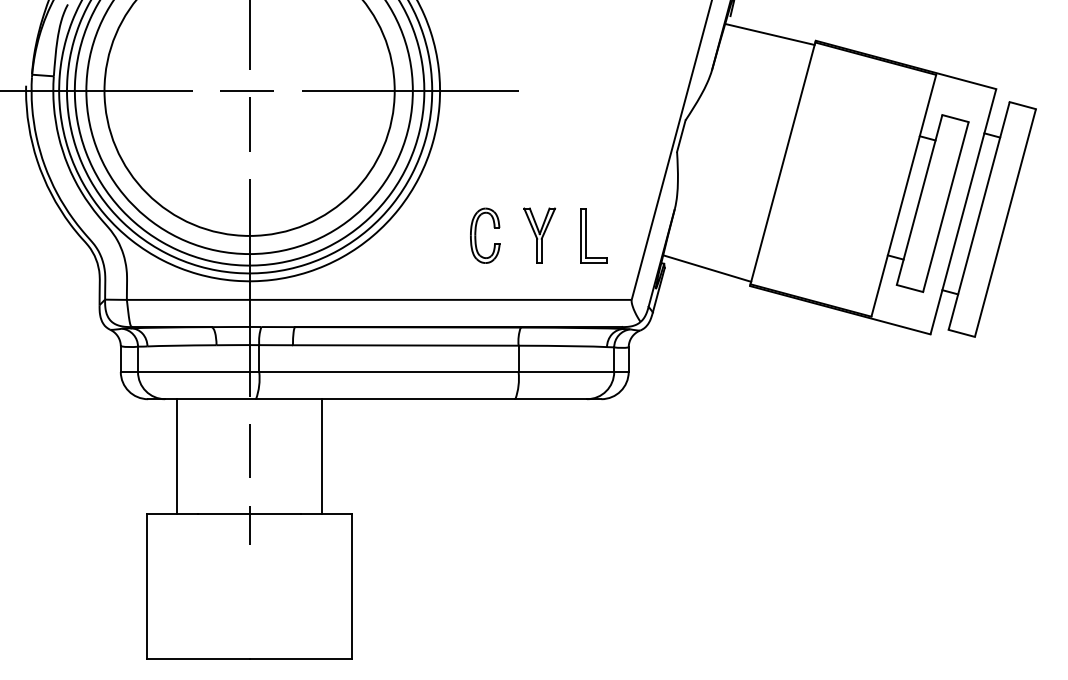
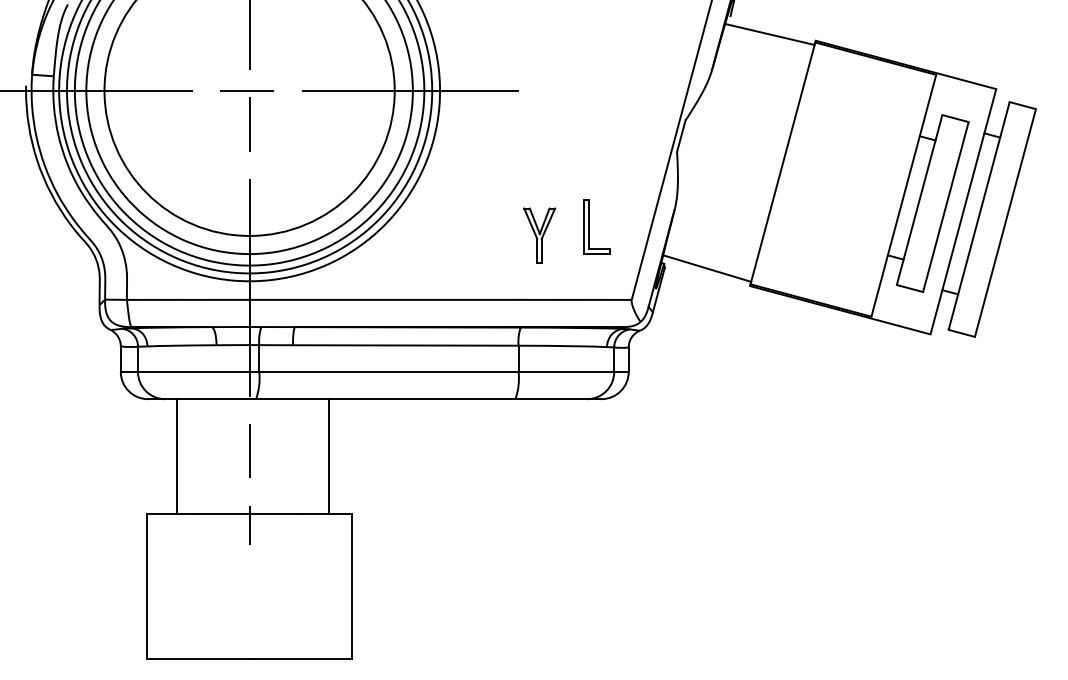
part: present -> none (476, 235)
part position: (586, 235) -> (589, 226) (589, 226)
line position: (322, 456) -> (329, 456) (329, 456)
